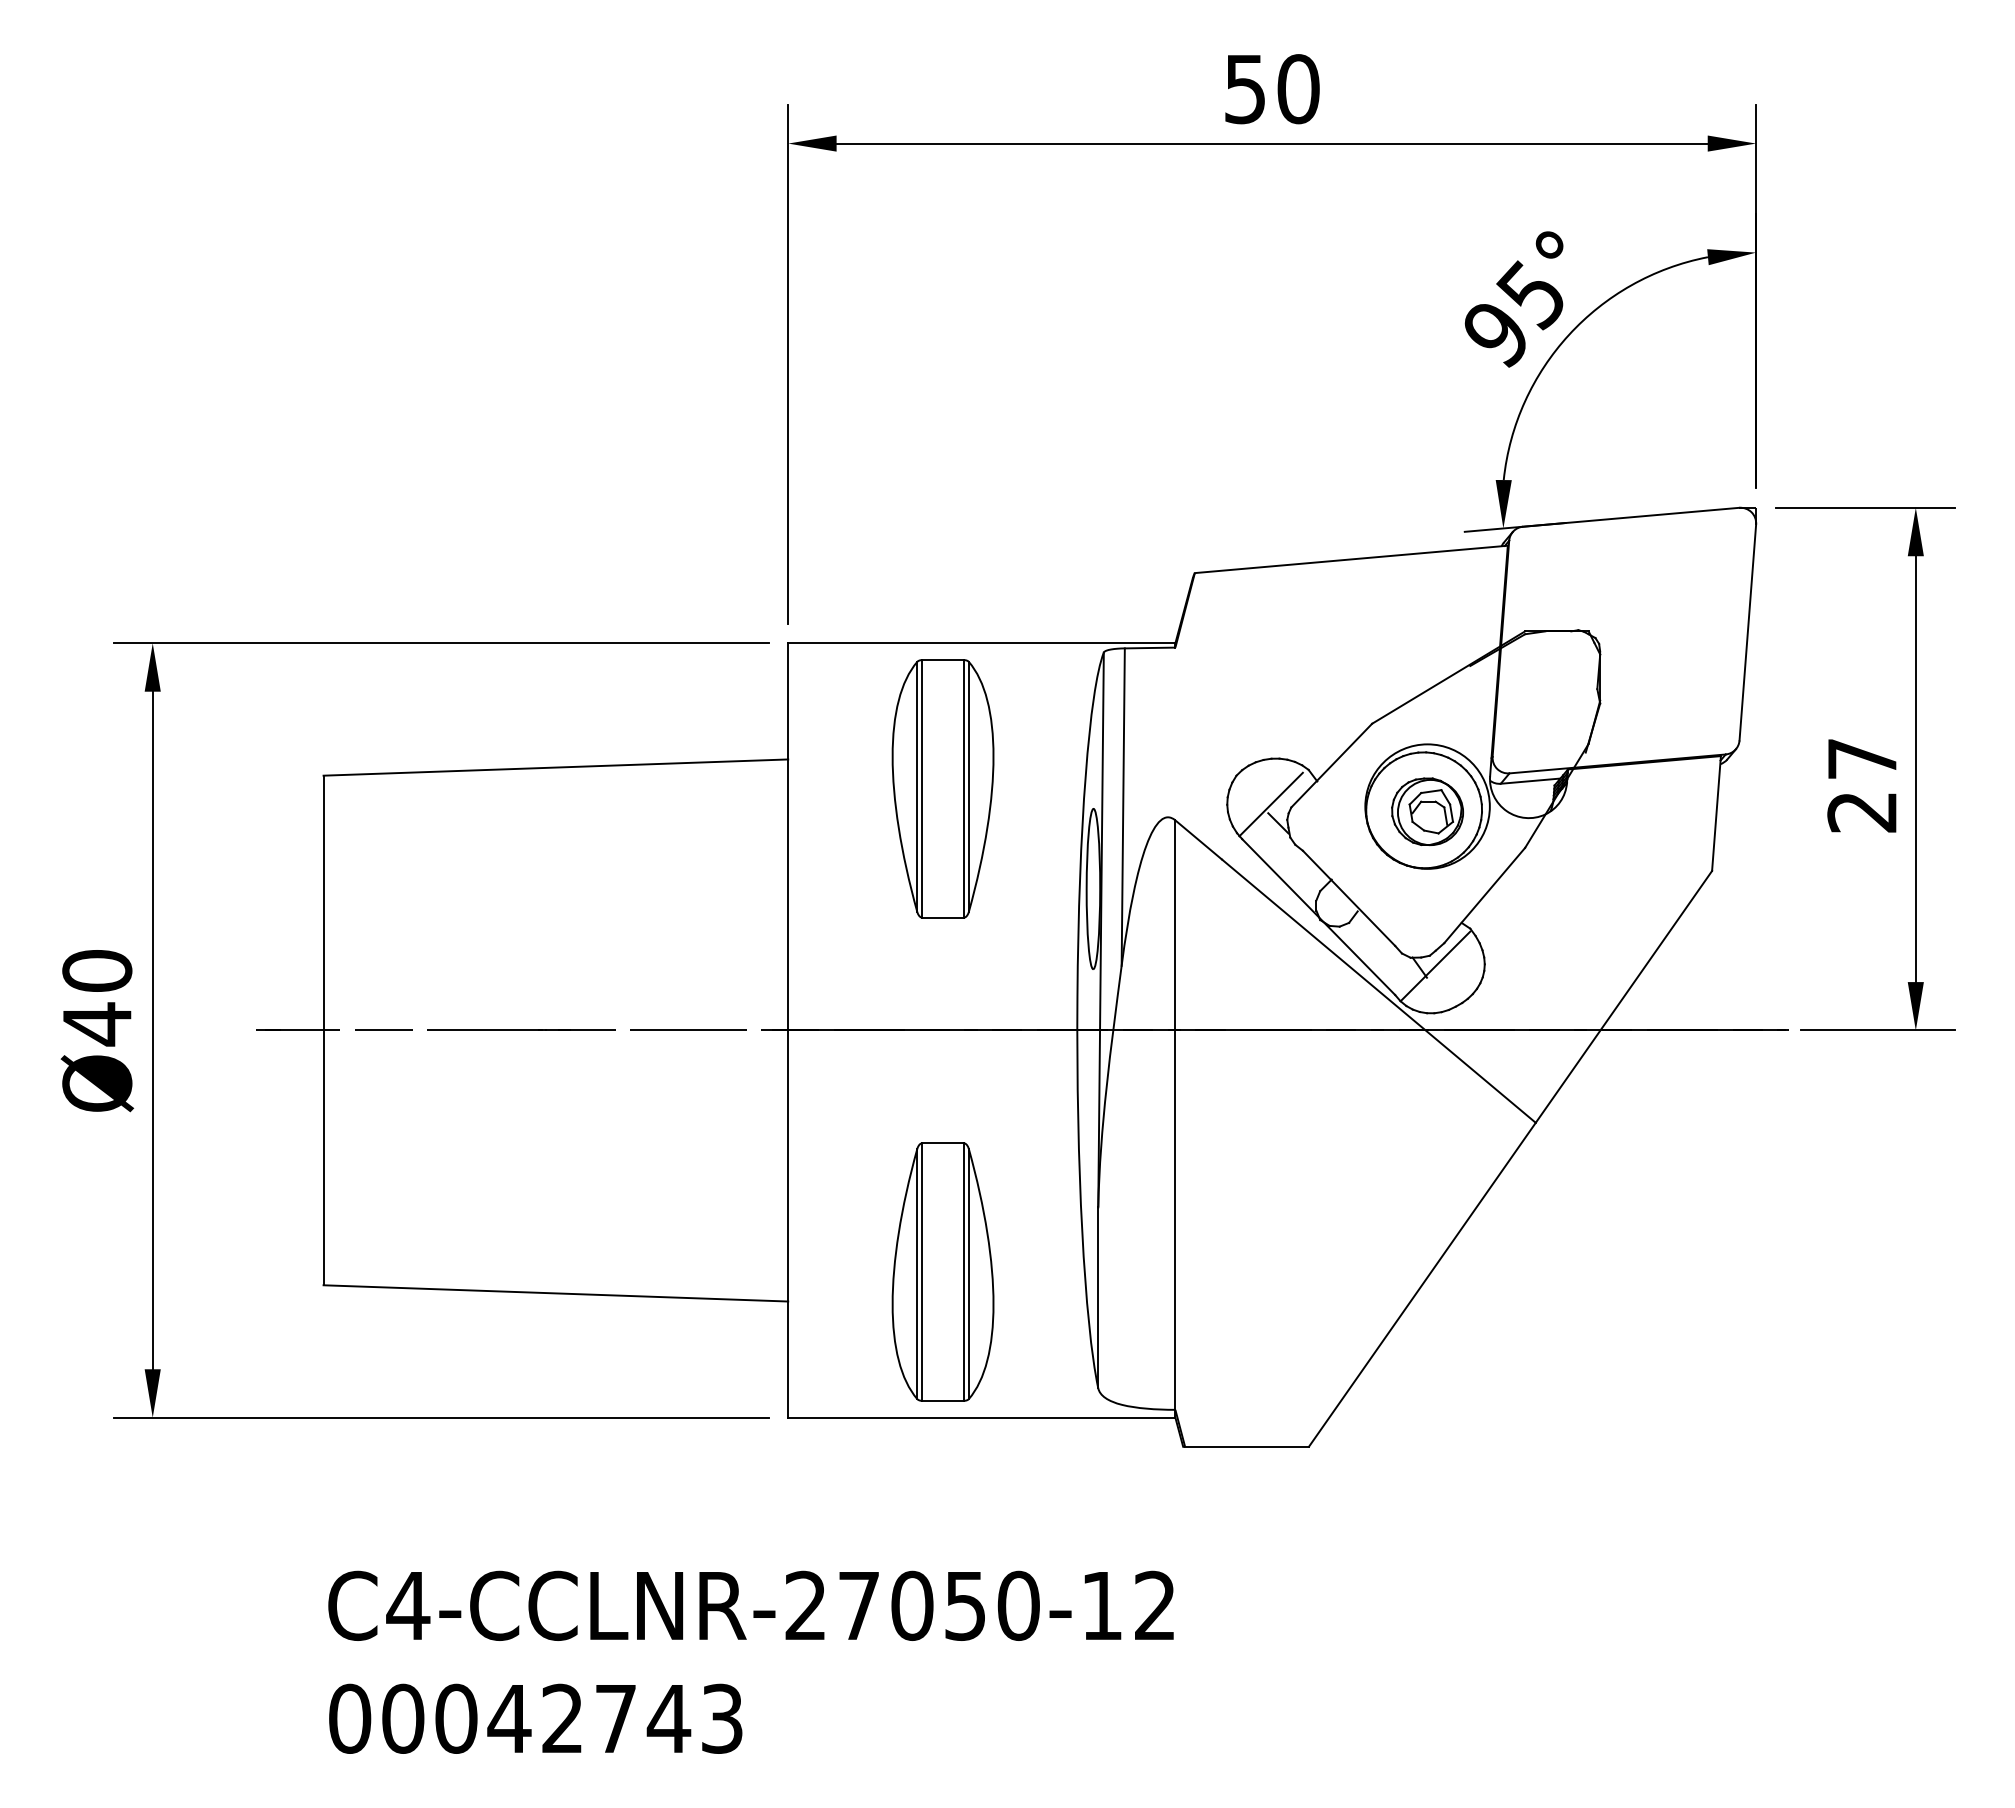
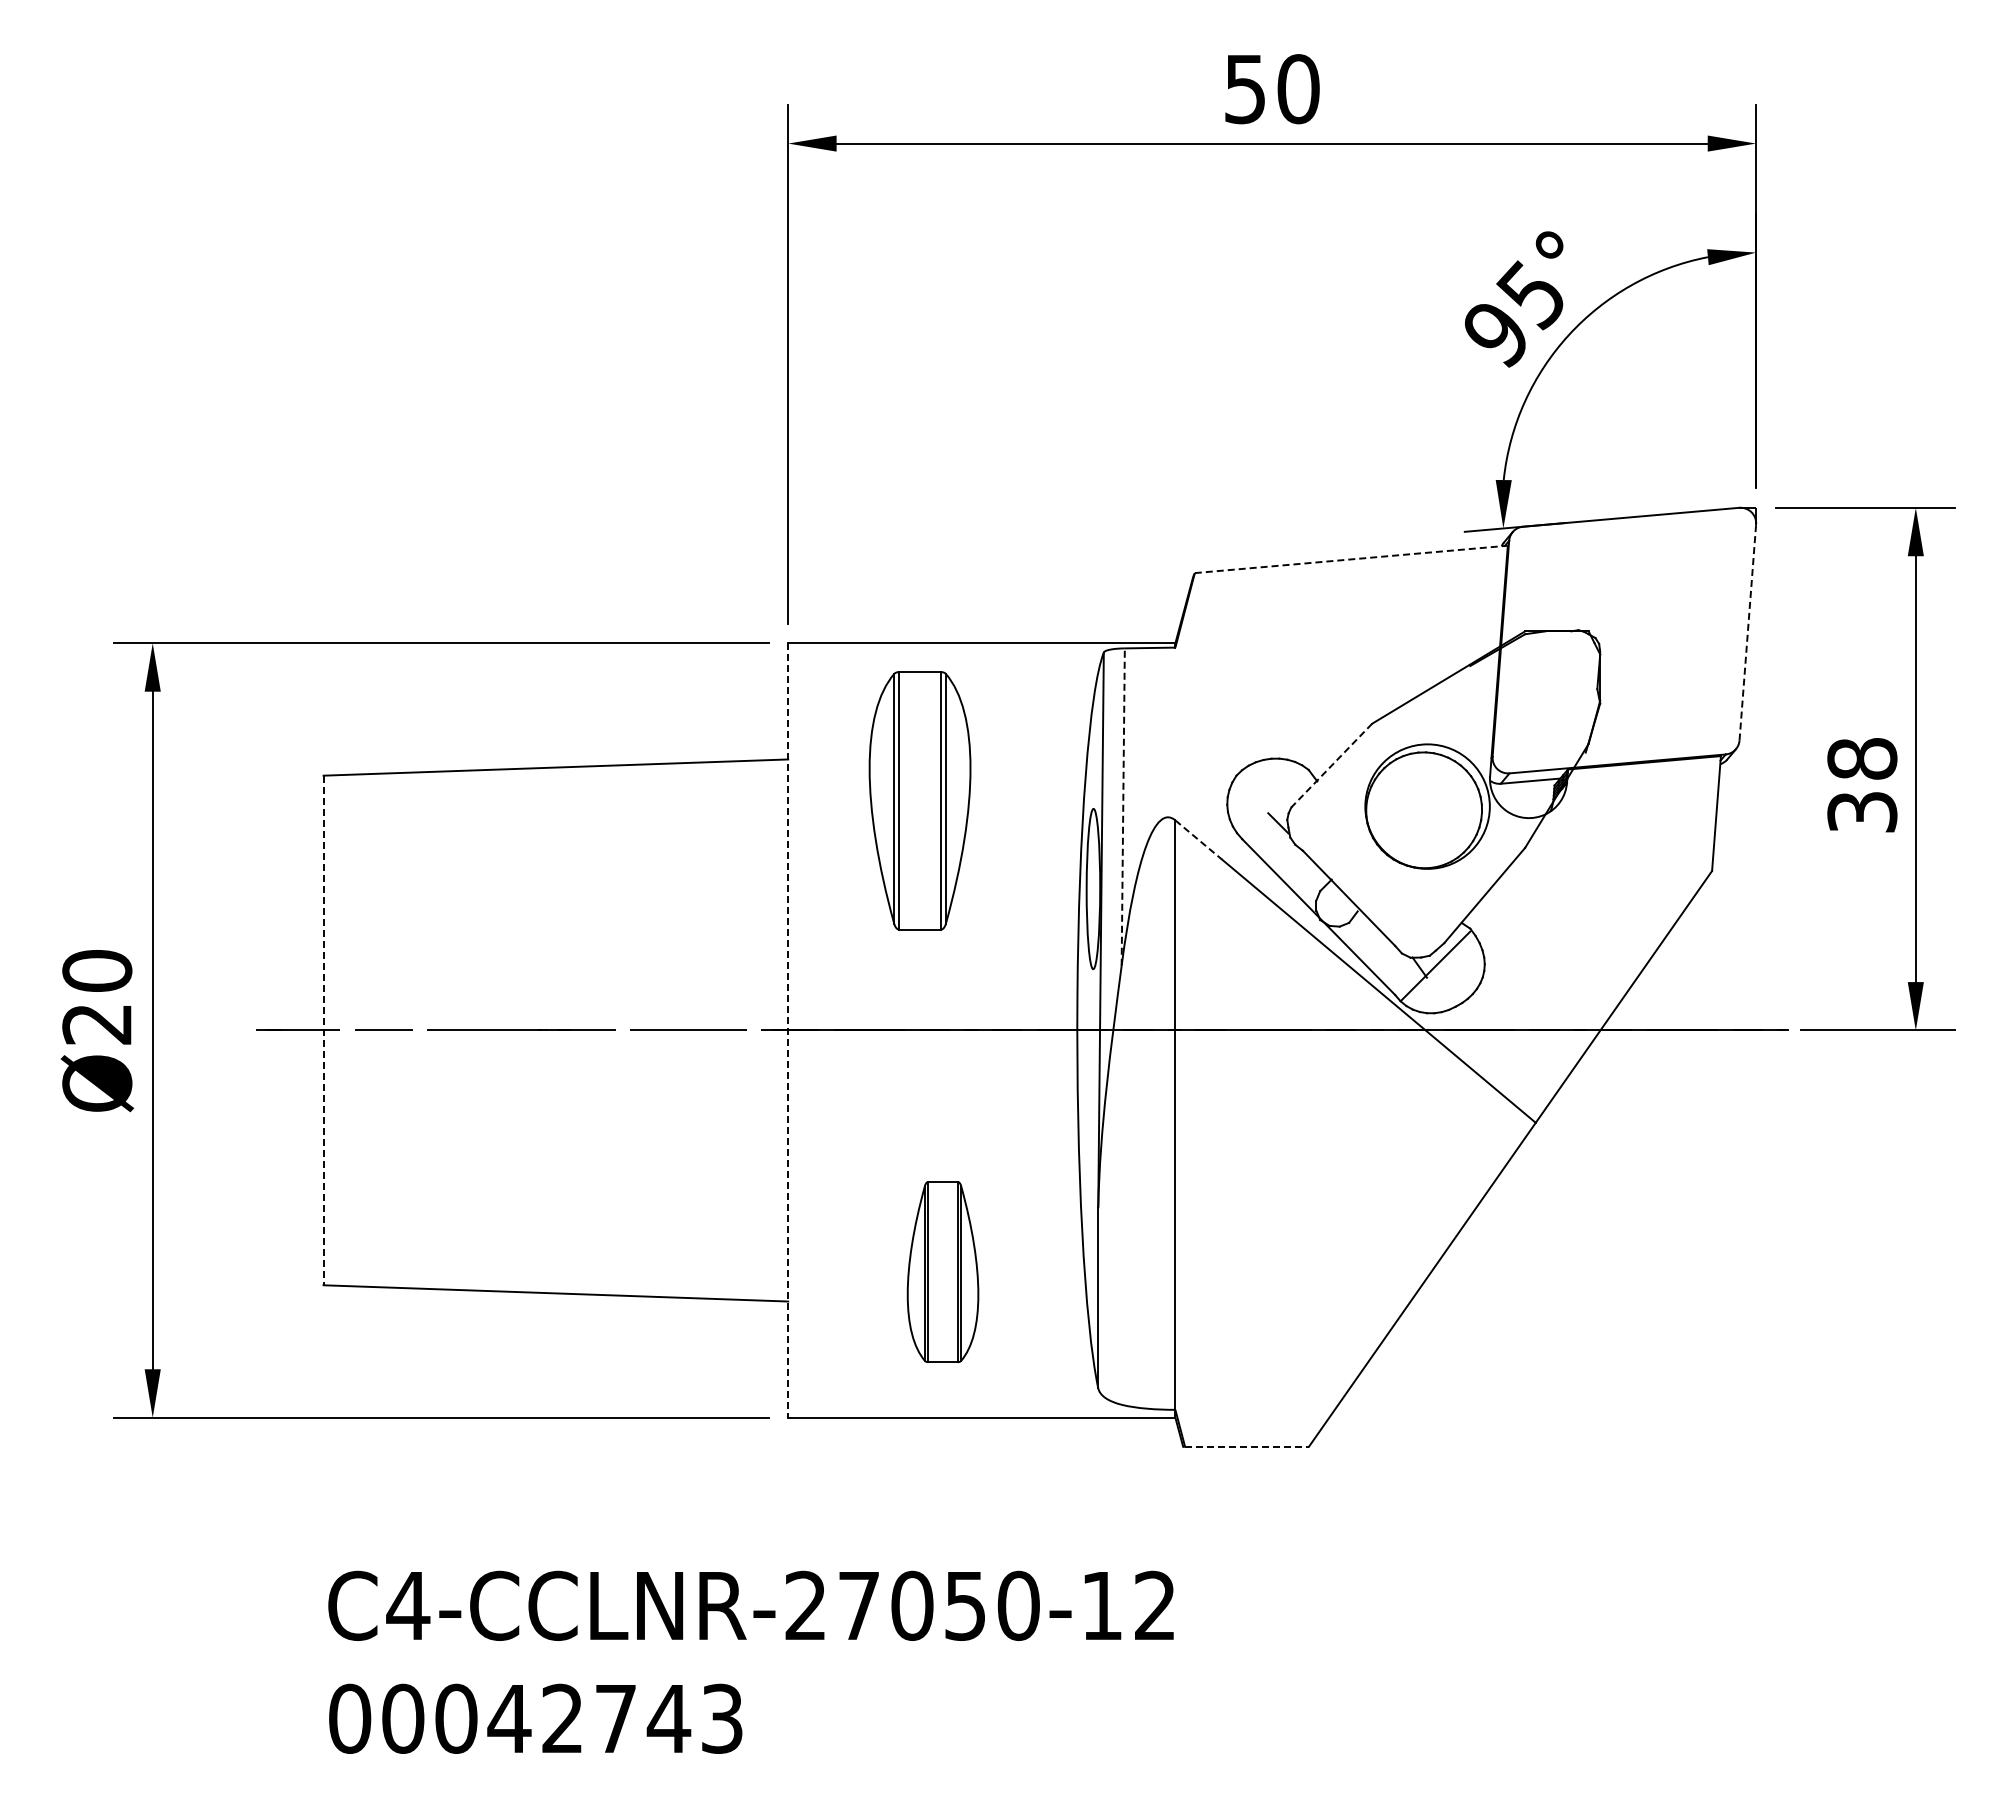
line: solid -> dashed (1351, 559)
line: solid -> dashed (1747, 632)
line: solid -> dashed (1331, 765)
text: 27 -> 38 (1862, 785)
part position: (942, 788) -> (919, 800) (919, 800)
line: present -> none (1270, 804)
line: solid -> dashed (1123, 807)
part: present -> none (1427, 811)
line: solid -> dashed (1199, 840)
text: Ø40 -> Ø20 (96, 1024)
line: solid -> dashed (323, 1030)
line: solid -> dashed (788, 1030)
part size: 104x260 px -> 74x182 px (942, 1271)
line: solid -> dashed (1247, 1446)
